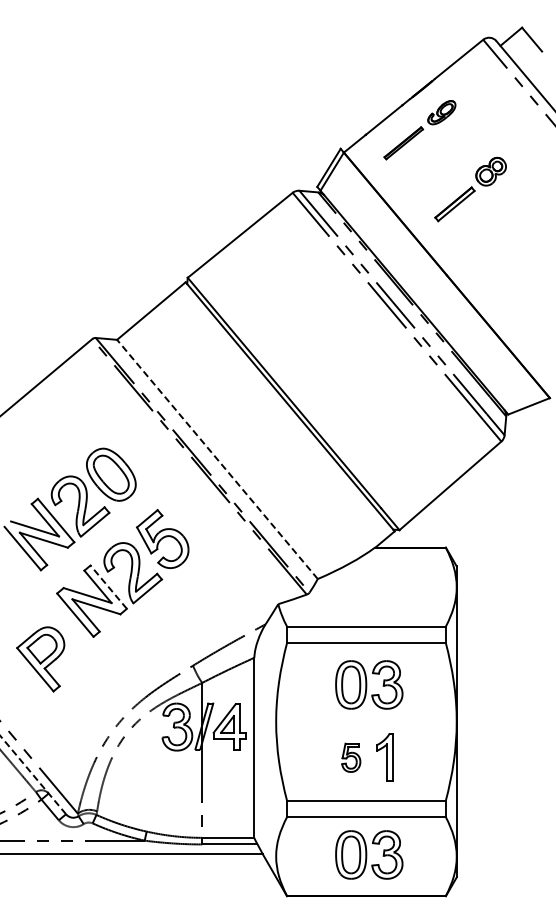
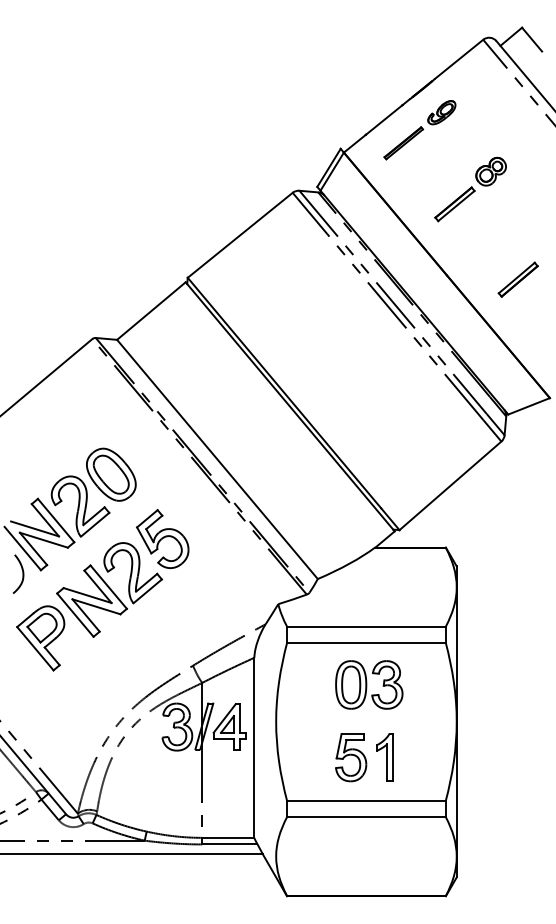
part: none -> present (517, 279)
line: dashed -> solid (217, 459)
curve: none -> present (22, 573)
line: dashed -> solid (108, 586)
part position: (40, 659) -> (40, 638) (40, 638)
part size: 21x31 px -> 33x50 px (351, 757)
line: dashed -> solid (33, 775)
part: present -> none (369, 854)
